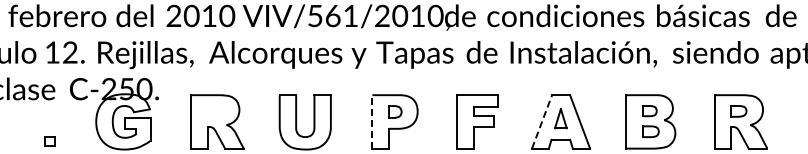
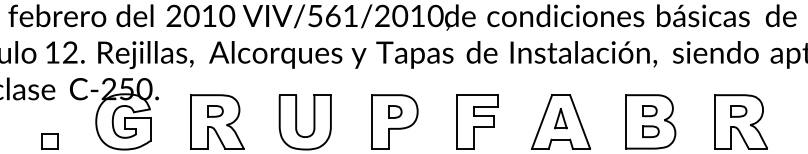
part: none -> present (215, 111)
line: dashed -> solid (372, 121)
line: dashed -> solid (542, 121)
part size: 12x11 px -> 18x17 px (49, 141)
